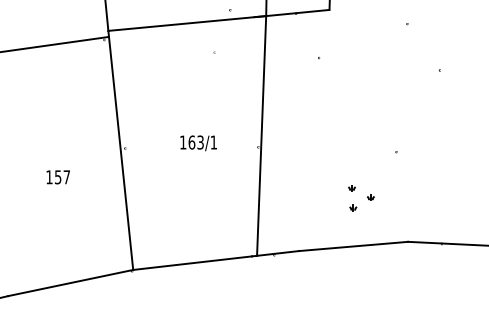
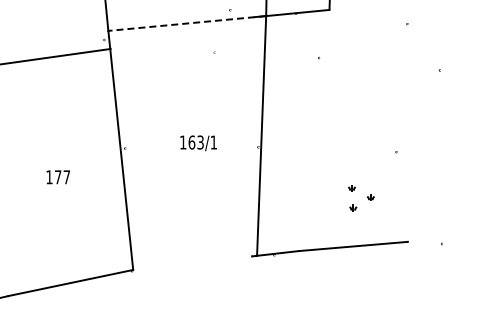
line: solid -> dashed (187, 23)
line position: (55, 43) -> (56, 56) (56, 56)
text: 157 -> 177 (58, 177)
line: present -> none (446, 243)
line: present -> none (192, 262)
